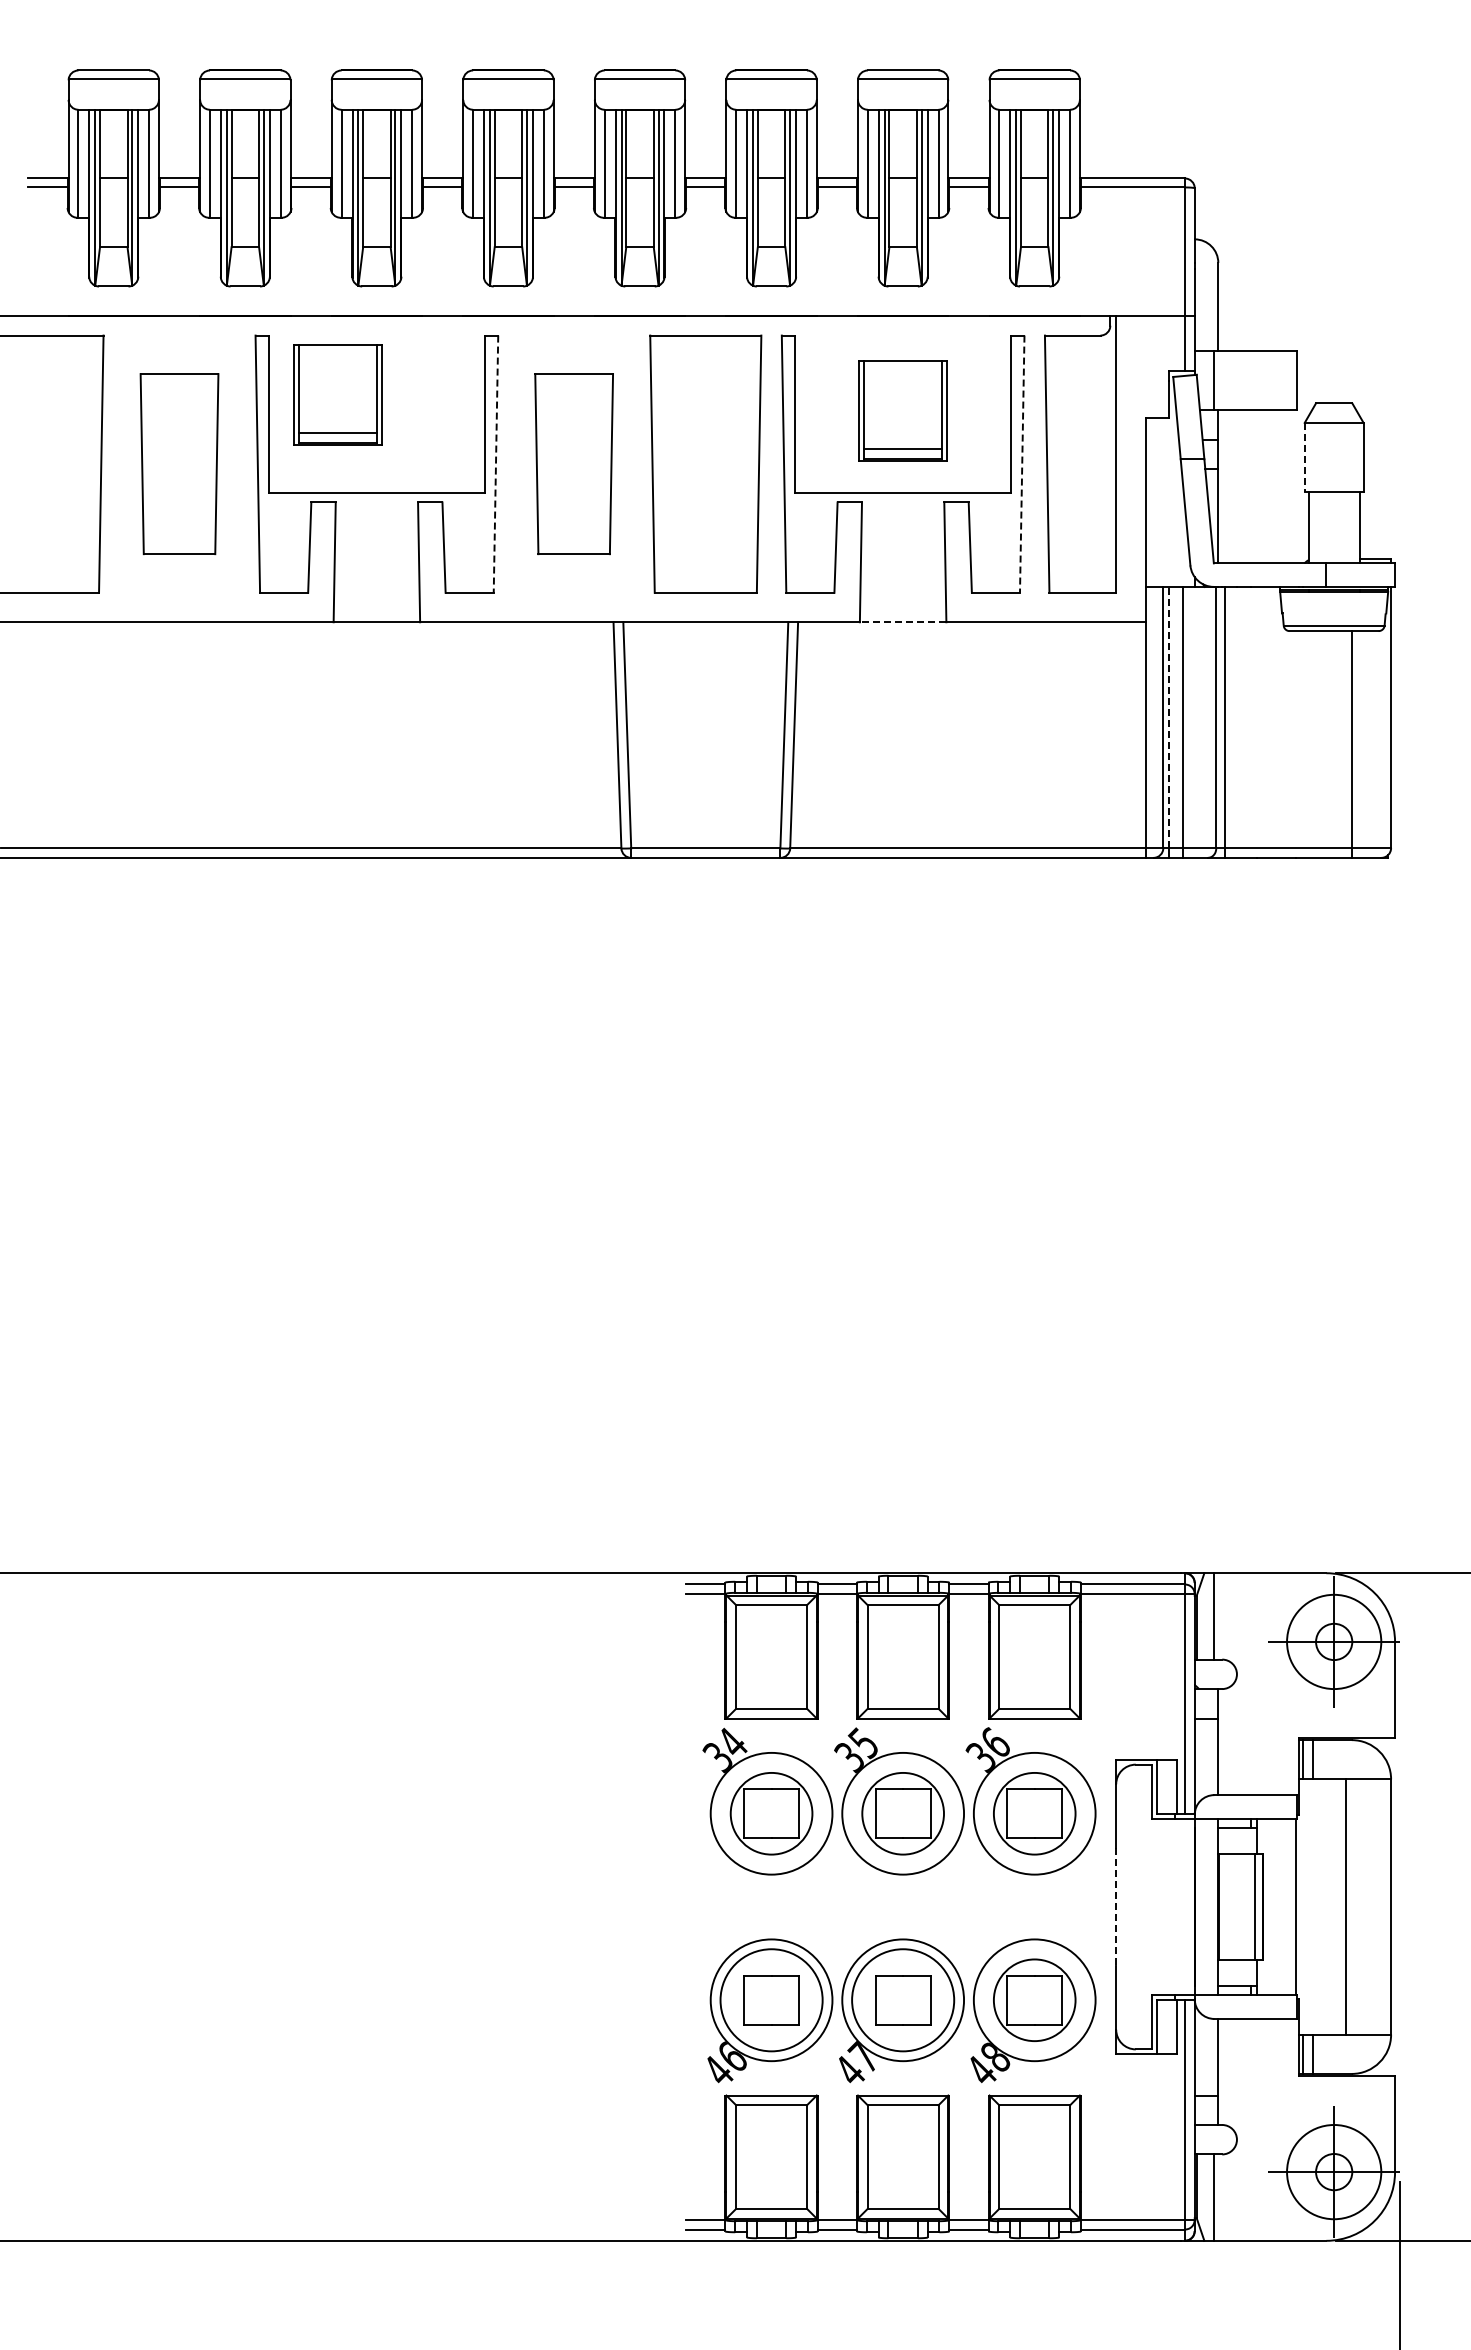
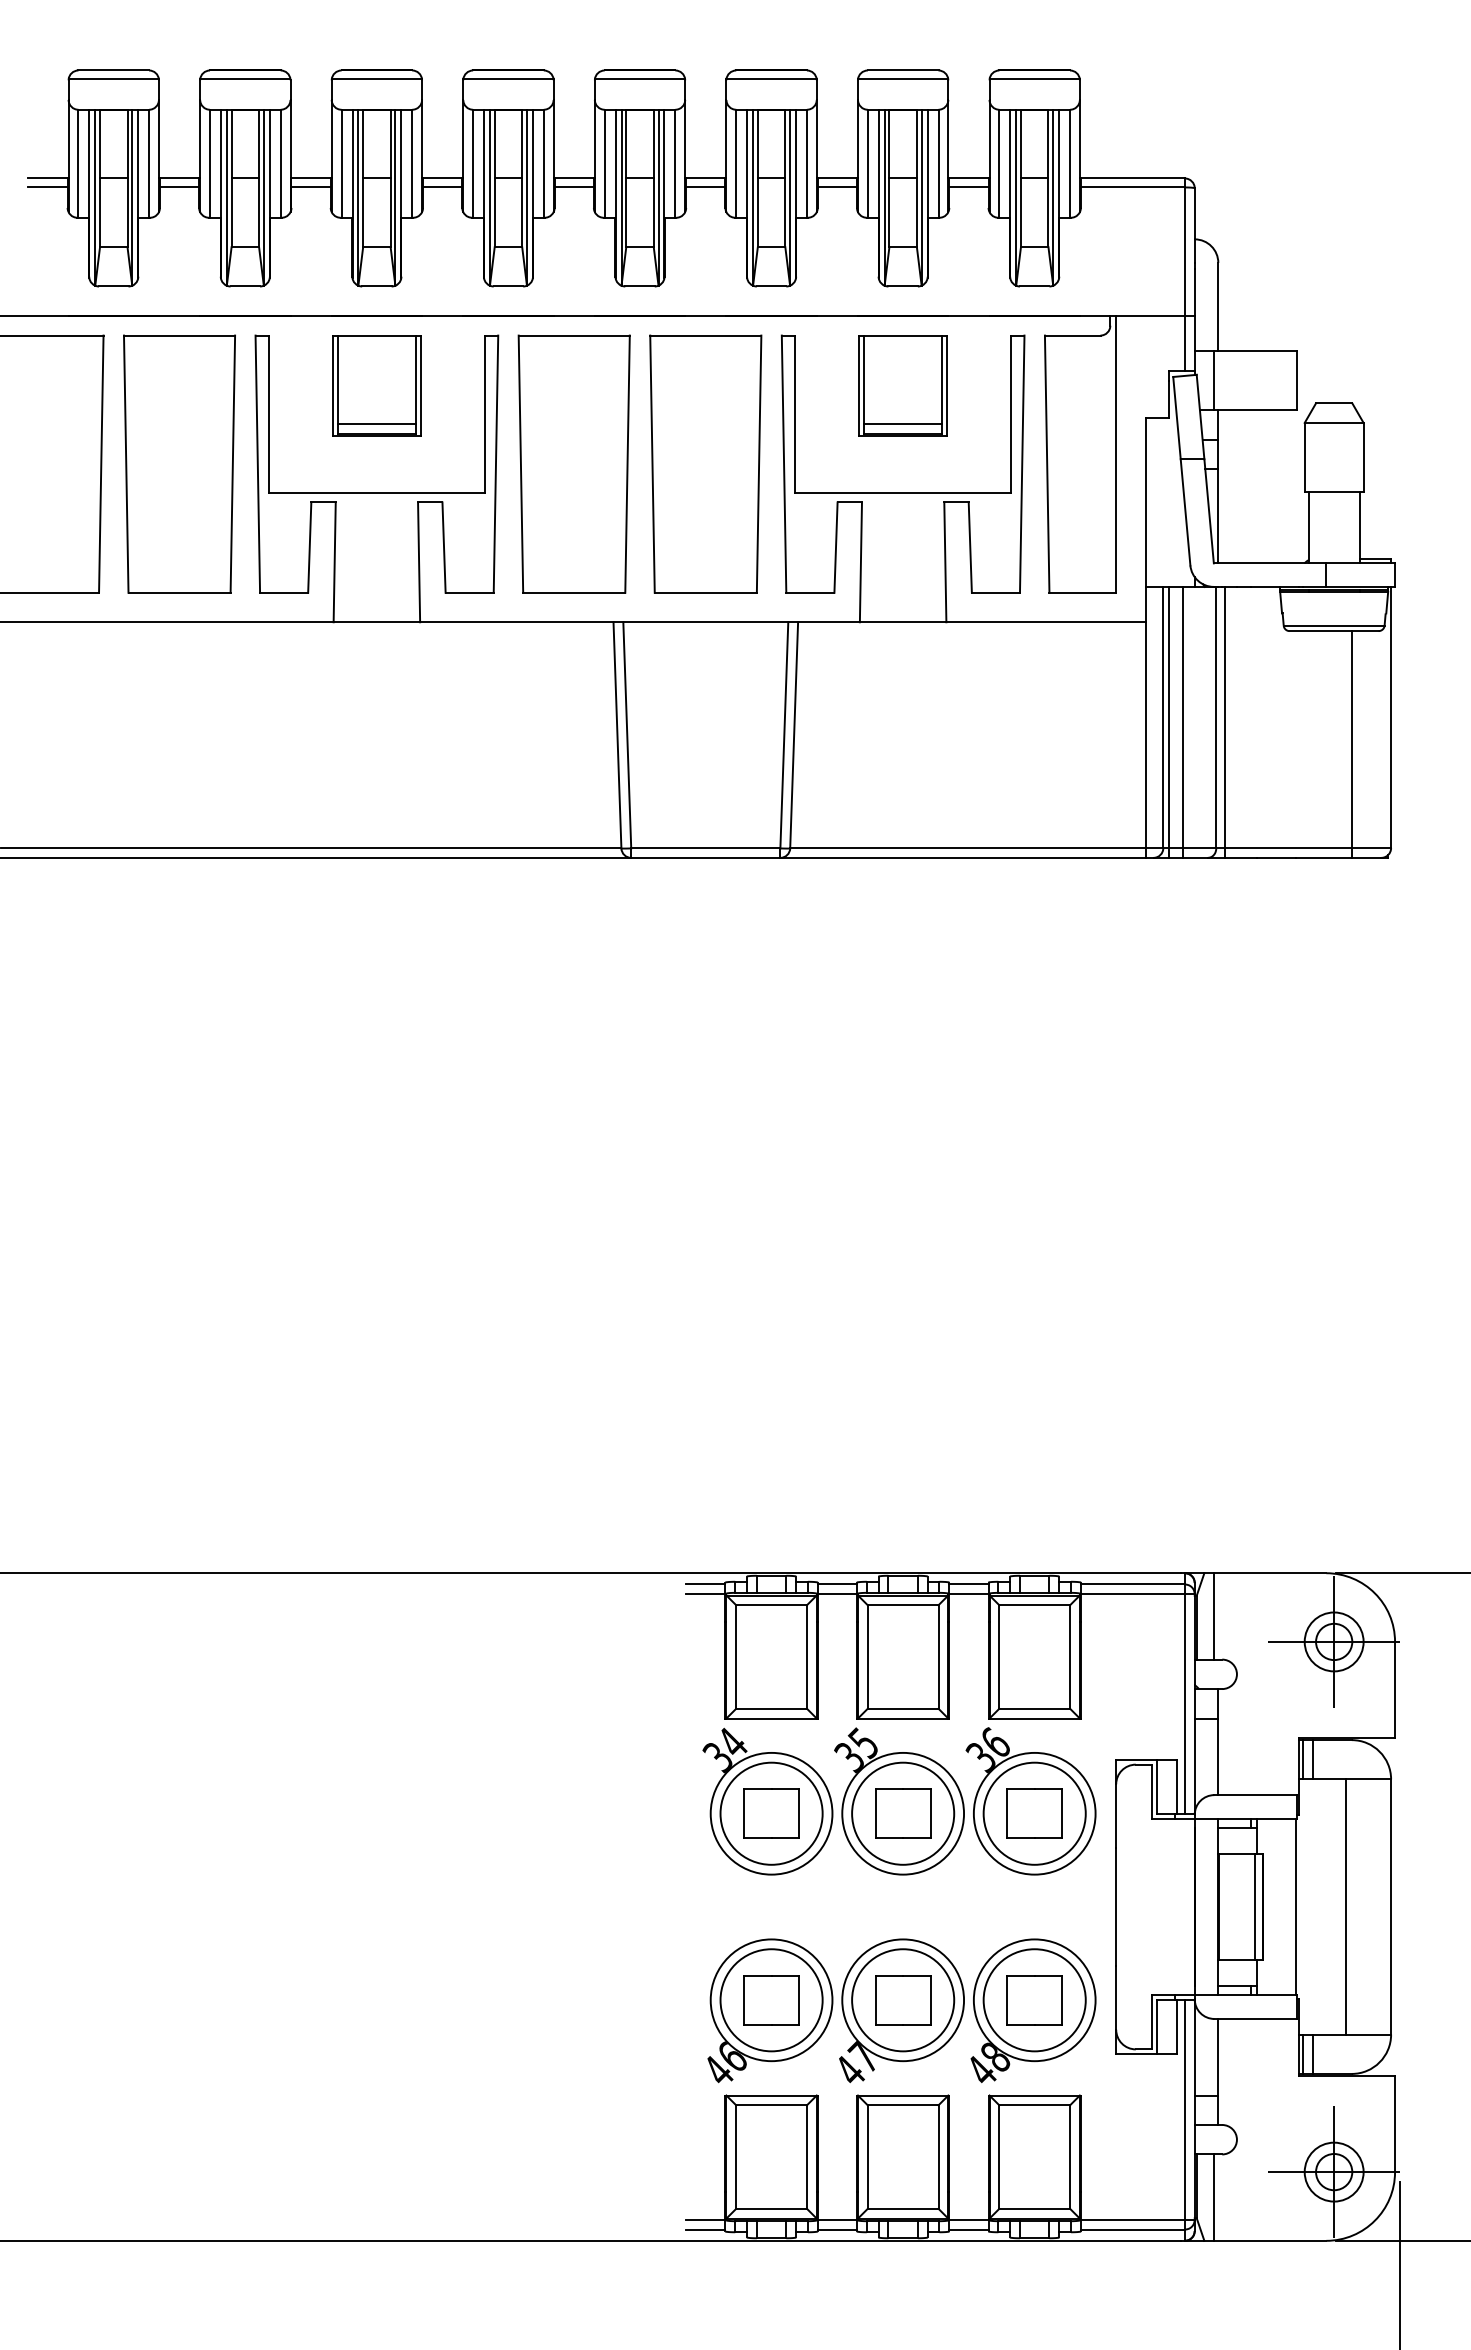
part position: (337, 394) -> (376, 385) (376, 385)
part position: (902, 410) -> (902, 385) (902, 385)
line: dashed -> solid (1304, 457)
part size: 81x183 px -> 113x260 px (179, 463)
line: dashed -> solid (495, 464)
part size: 80x183 px -> 114x260 px (573, 463)
line: dashed -> solid (1022, 464)
line: dashed -> solid (902, 622)
line: dashed -> solid (1169, 717)
circle diameter: 94 px -> 59 px (1333, 1641)
circle diameter: 82 px -> 102 px (771, 1813)
circle diameter: 82 px -> 102 px (903, 1813)
circle diameter: 82 px -> 102 px (1034, 1813)
line: dashed -> solid (1116, 1907)
circle diameter: 82 px -> 102 px (1034, 2000)
circle diameter: 94 px -> 59 px (1333, 2171)
